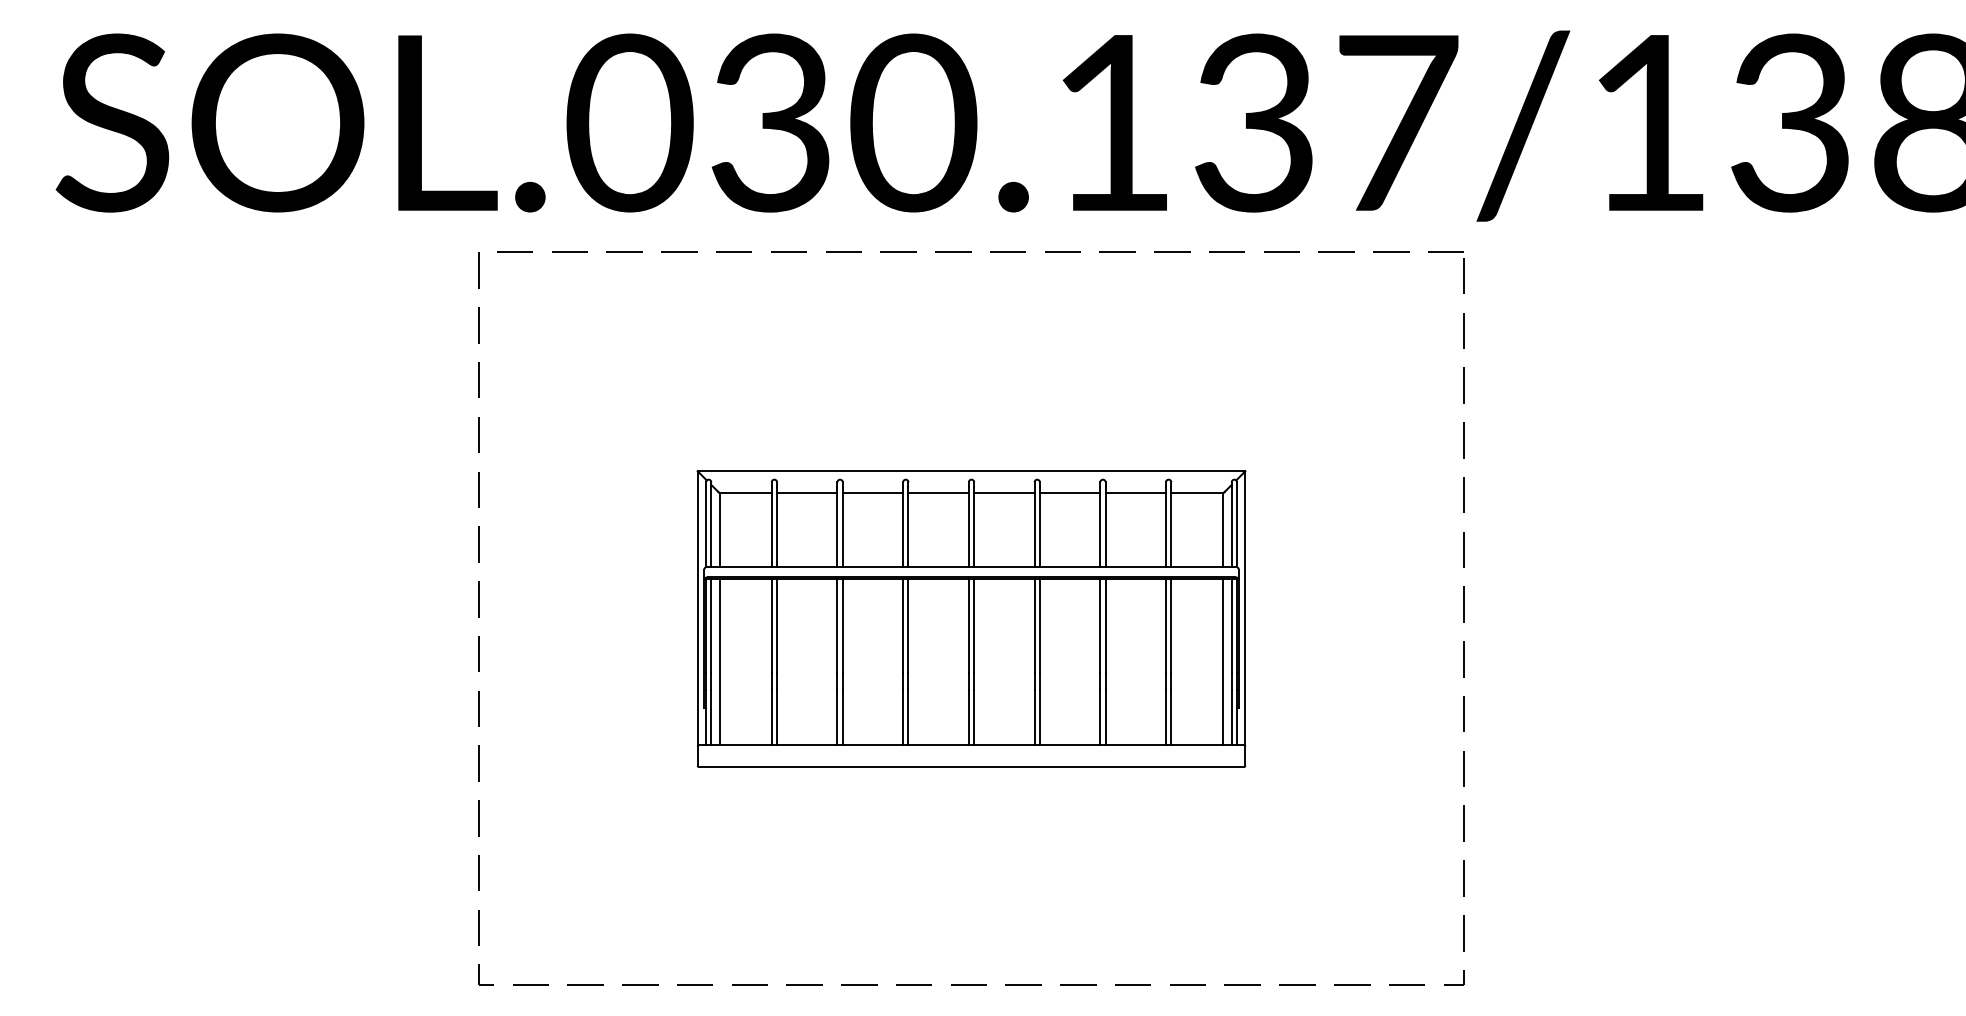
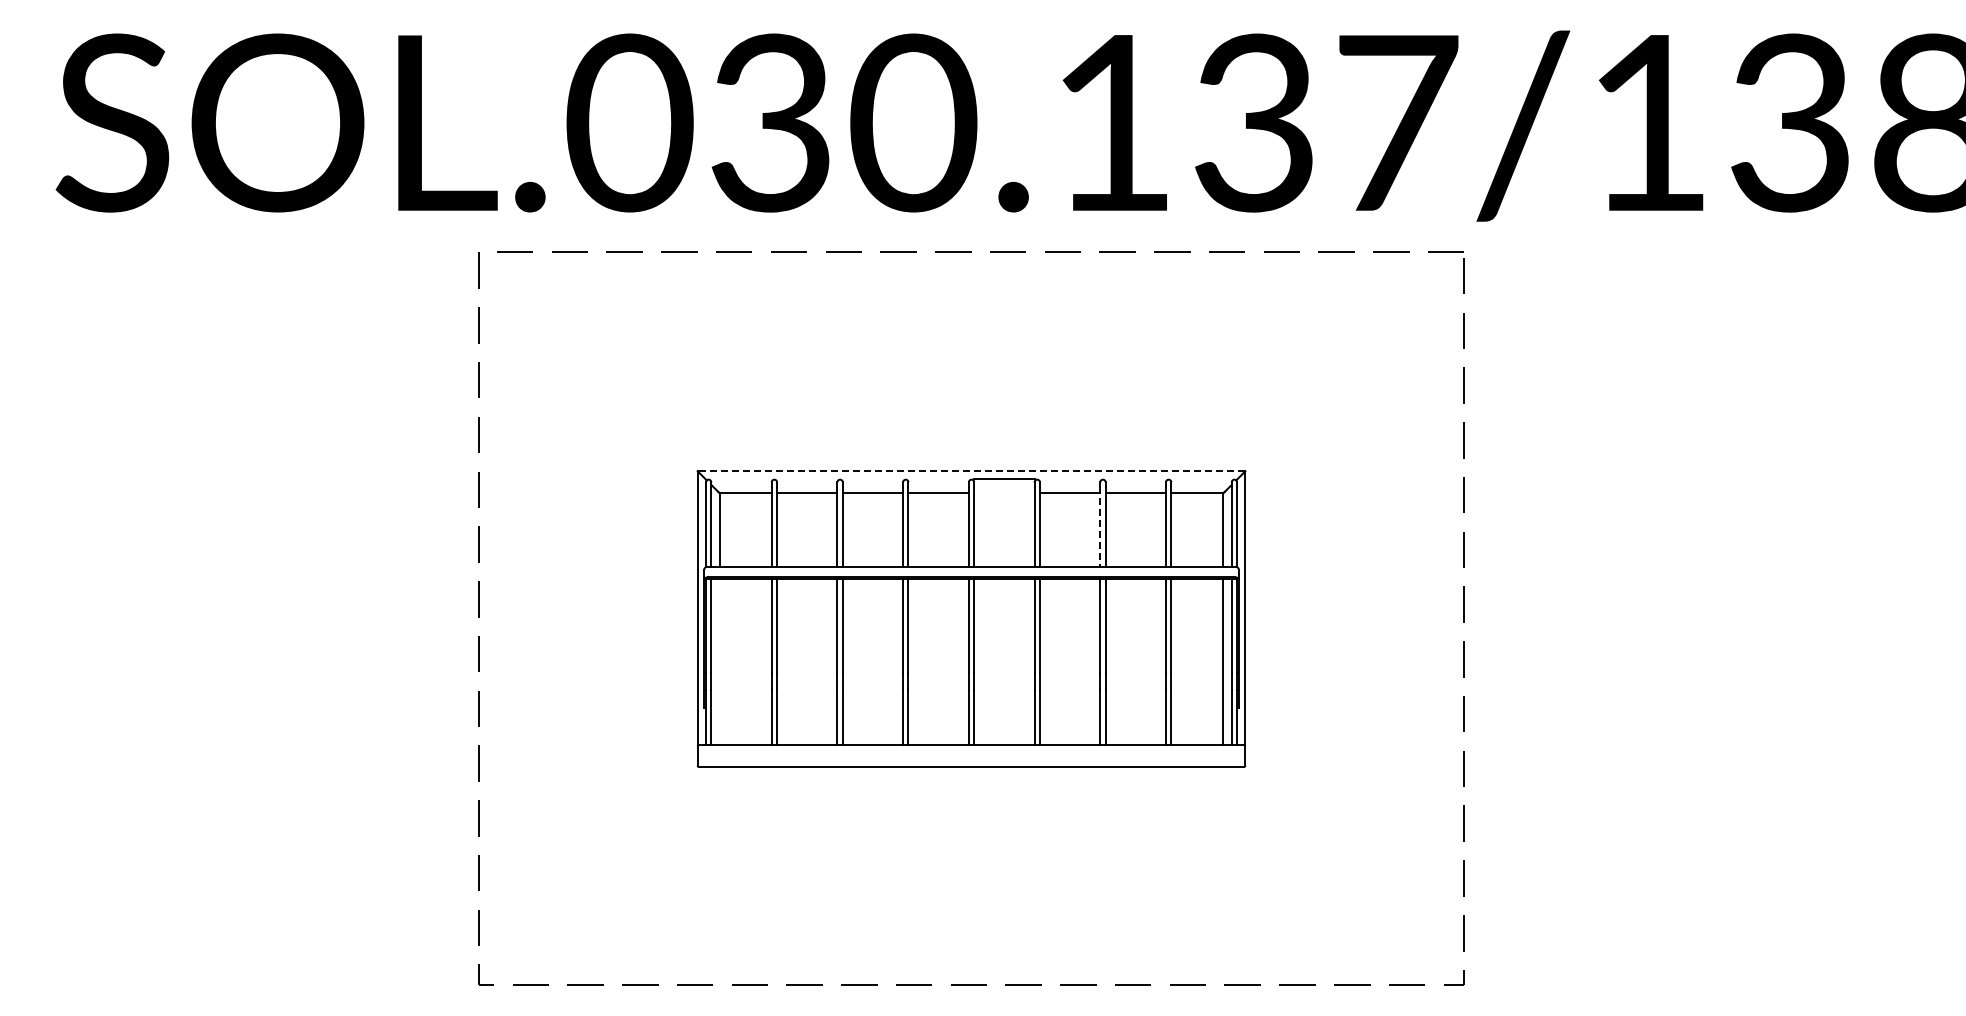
line: solid -> dashed (971, 471)
line position: (1004, 493) -> (1004, 479) (1004, 479)
line: solid -> dashed (1100, 527)
line: present -> none (719, 661)
